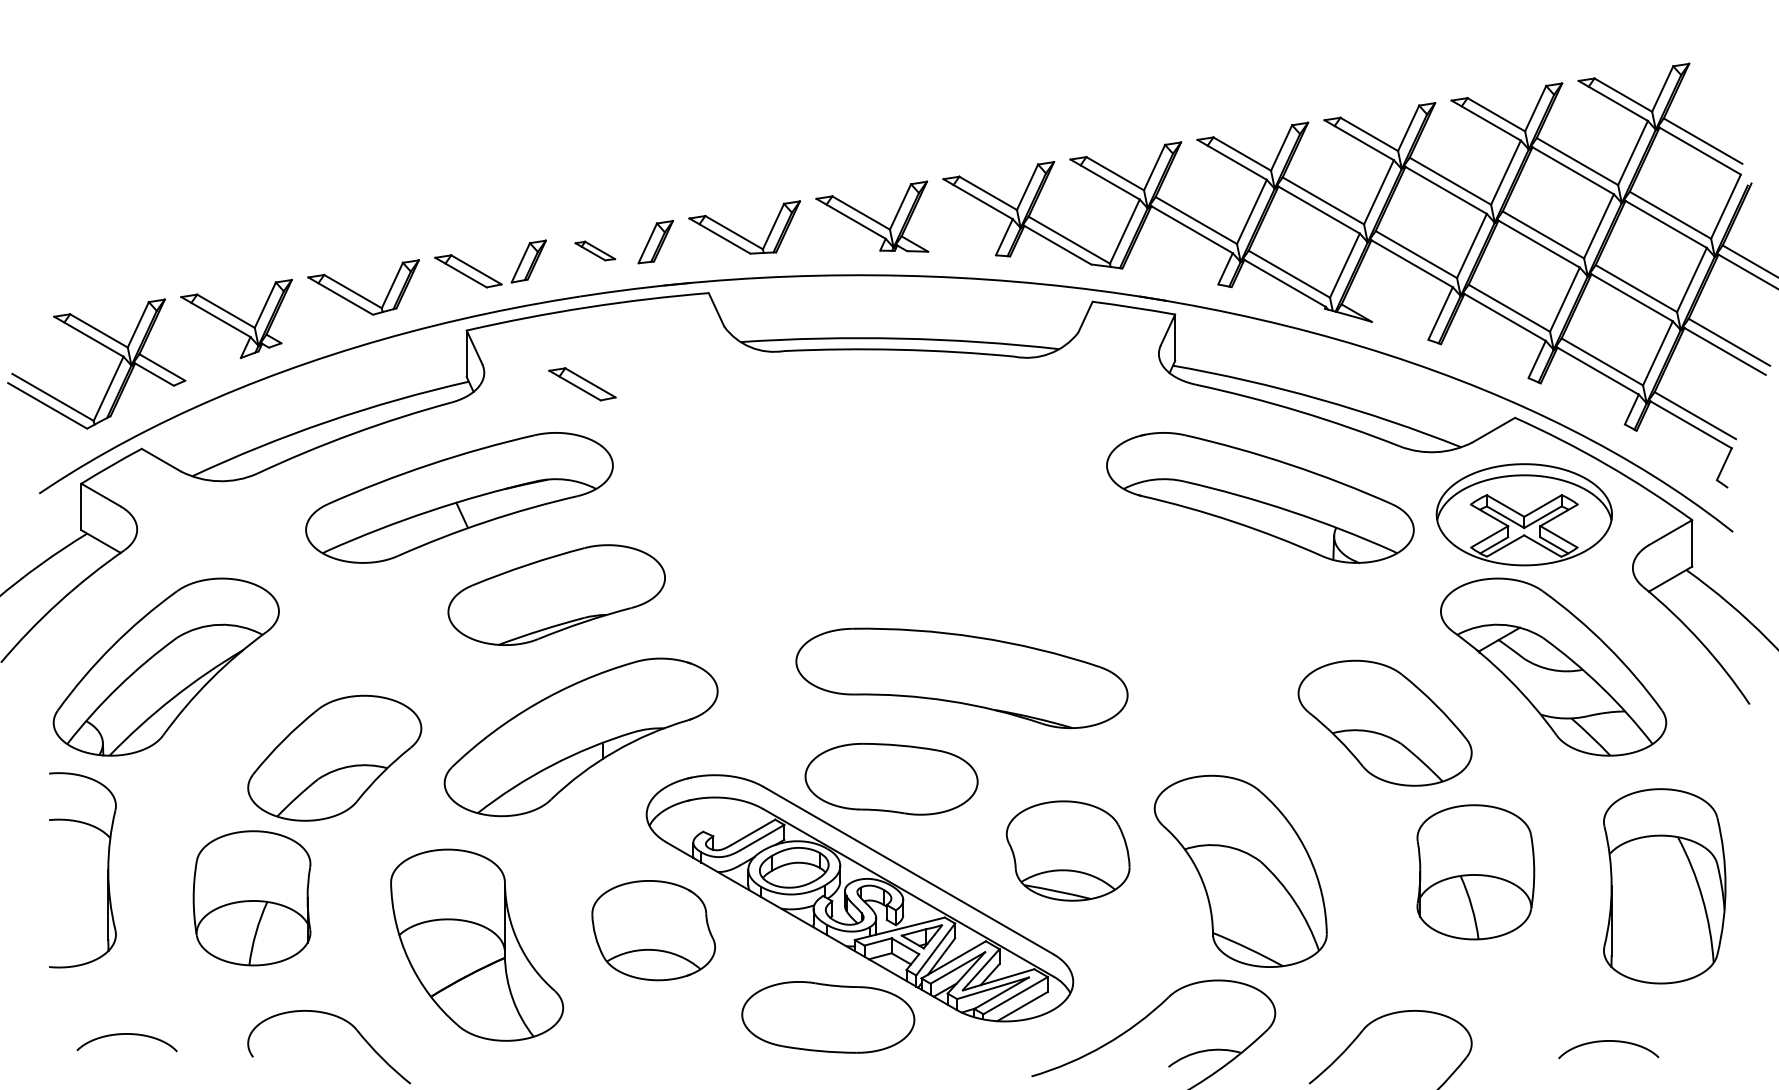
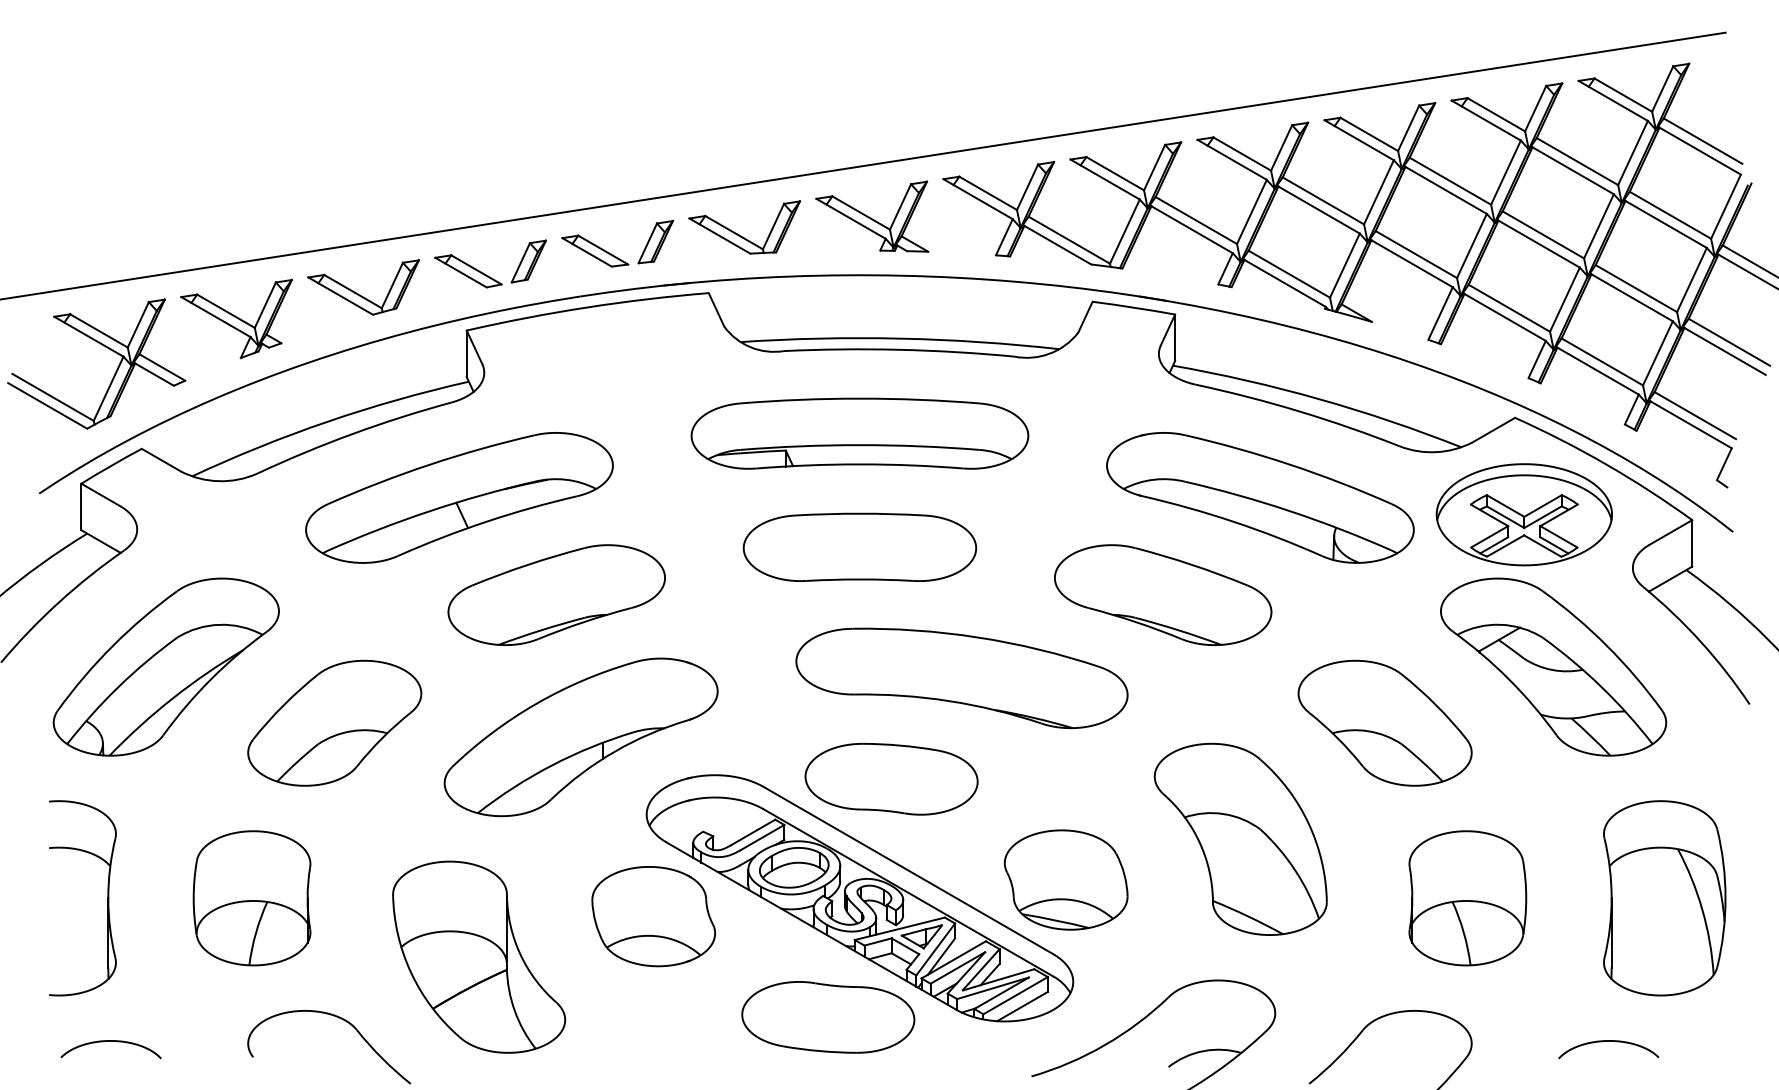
line: none -> present (863, 165)
part size: 43x22 px -> 69x34 px (595, 250)
part: present -> none (582, 384)
part: none -> present (859, 433)
part: none -> present (859, 546)
part: none -> present (1163, 594)
part position: (334, 757) -> (334, 722) (334, 722)
part position: (1067, 850) -> (1065, 879) (1065, 879)
part position: (107, 870) -> (107, 898) (107, 898)
part position: (1240, 870) -> (1240, 838) (1240, 838)
part position: (1475, 872) -> (1467, 898) (1467, 898)
part position: (1664, 886) -> (1664, 898) (1664, 898)
part position: (653, 930) -> (653, 916) (653, 916)
part position: (477, 944) -> (479, 956) (479, 956)
curve position: (126, 1034) -> (110, 1041) (110, 1041)
